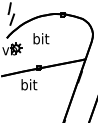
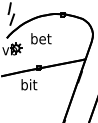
text: bit -> bet (41, 38)
